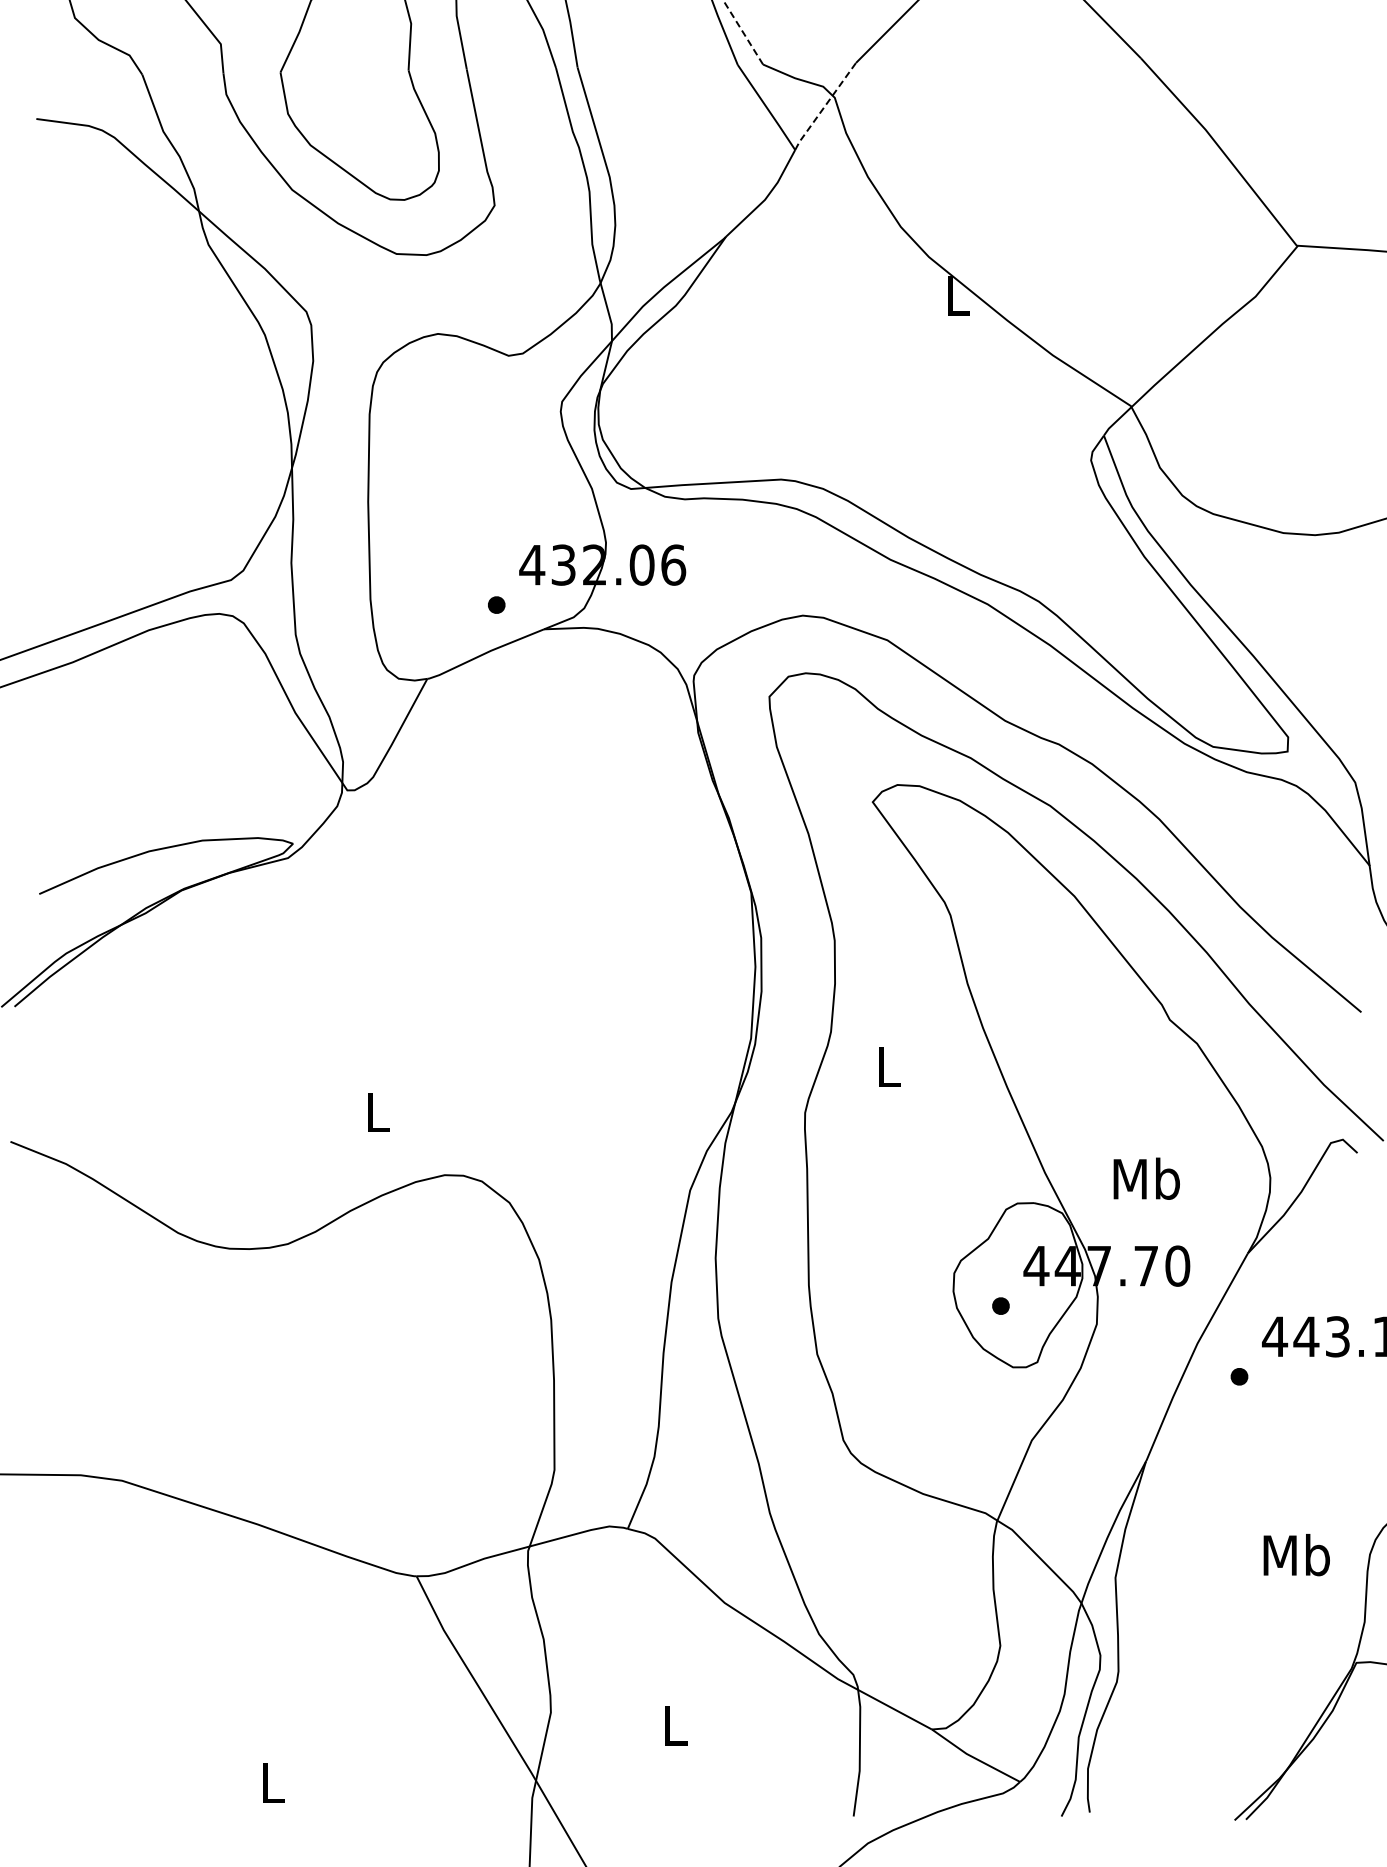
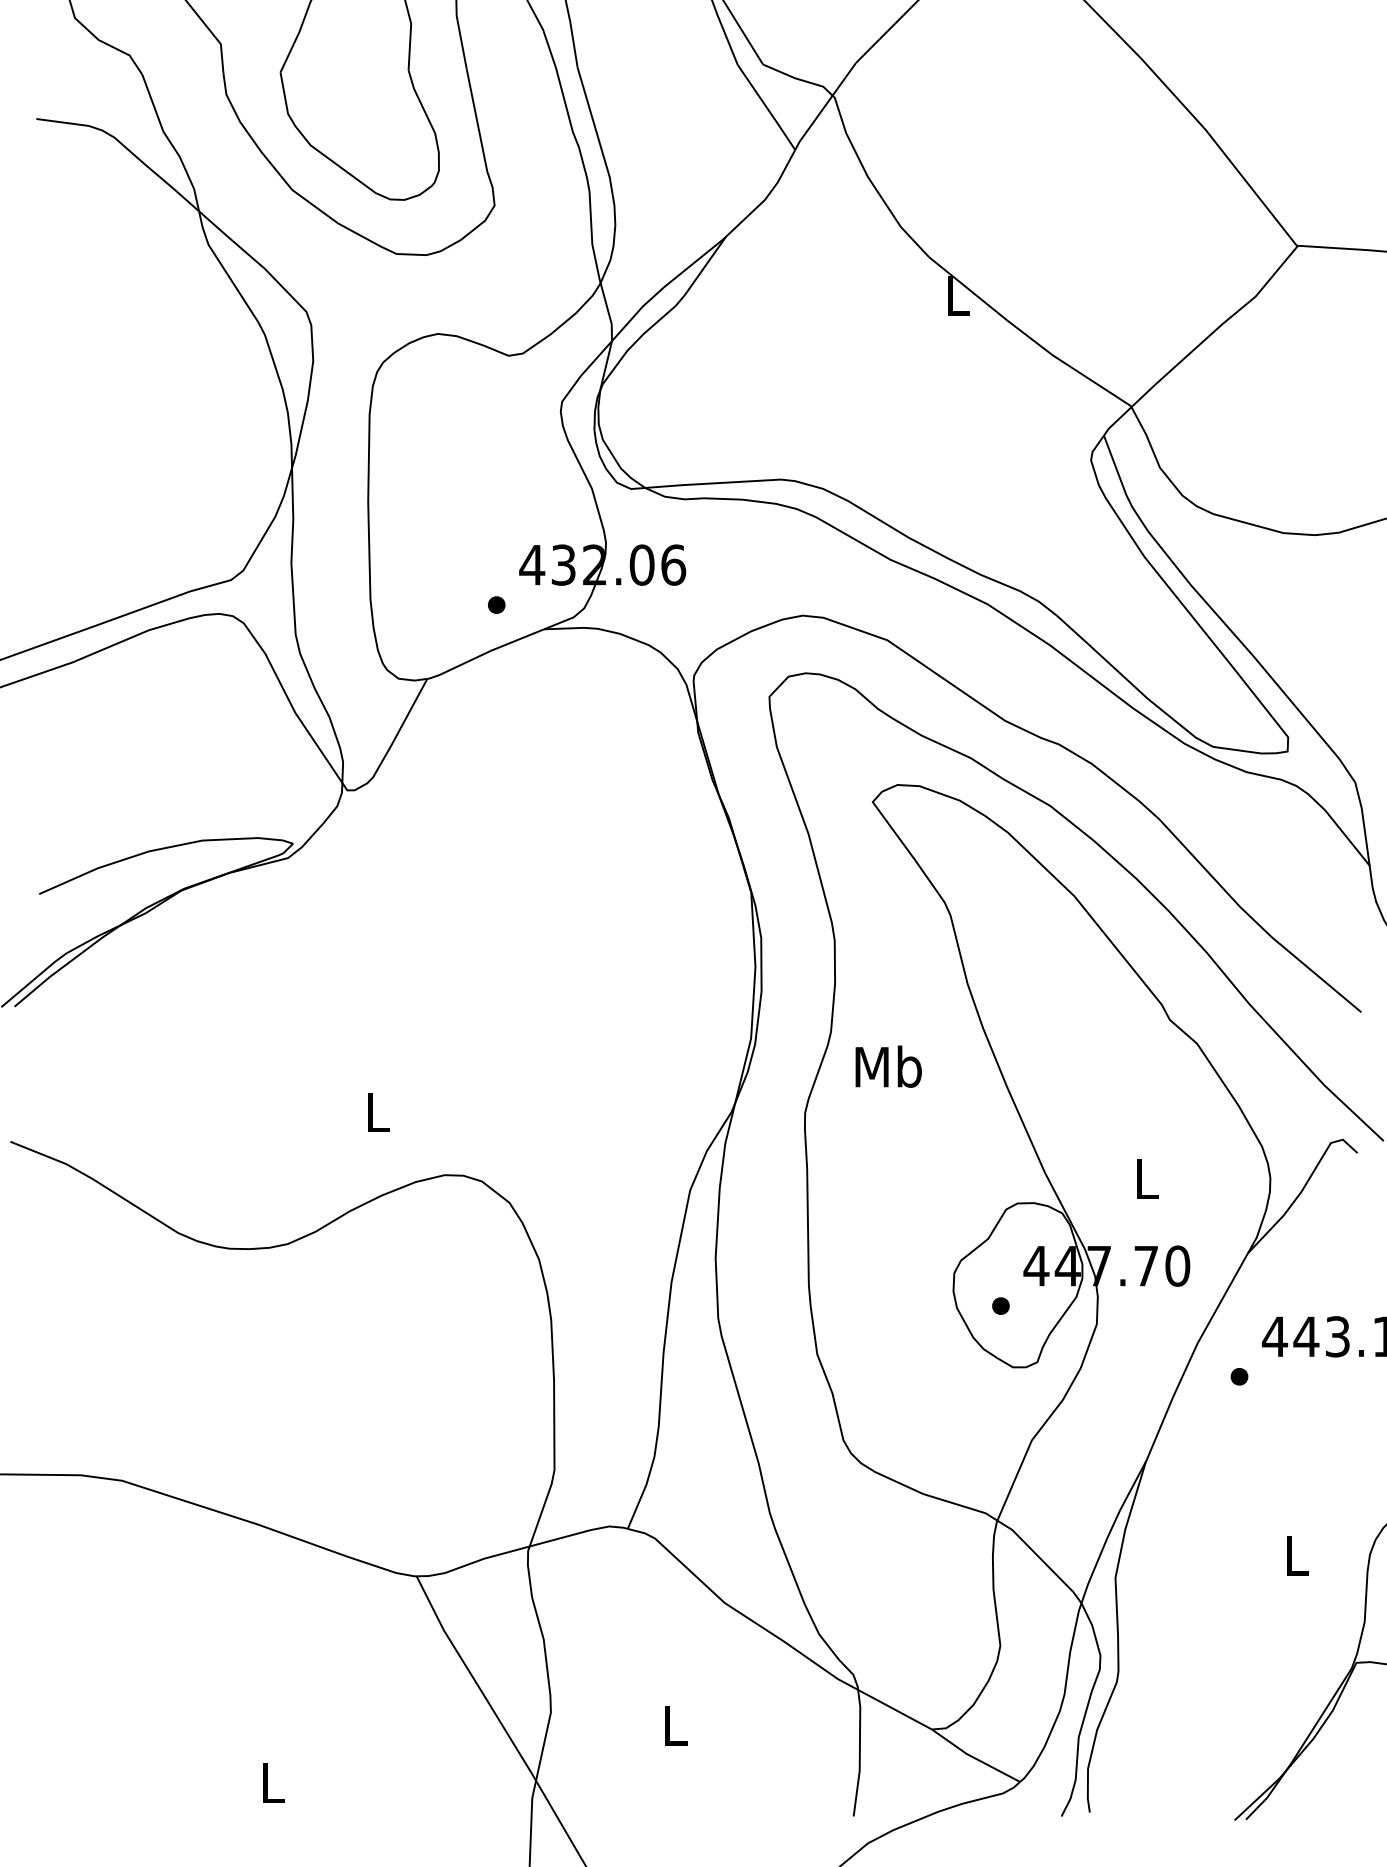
line: dashed -> solid (743, 32)
line: dashed -> solid (824, 106)
text: L -> Mb (888, 1066)
text: Mb -> L (1146, 1178)
text: Mb -> L (1296, 1554)
